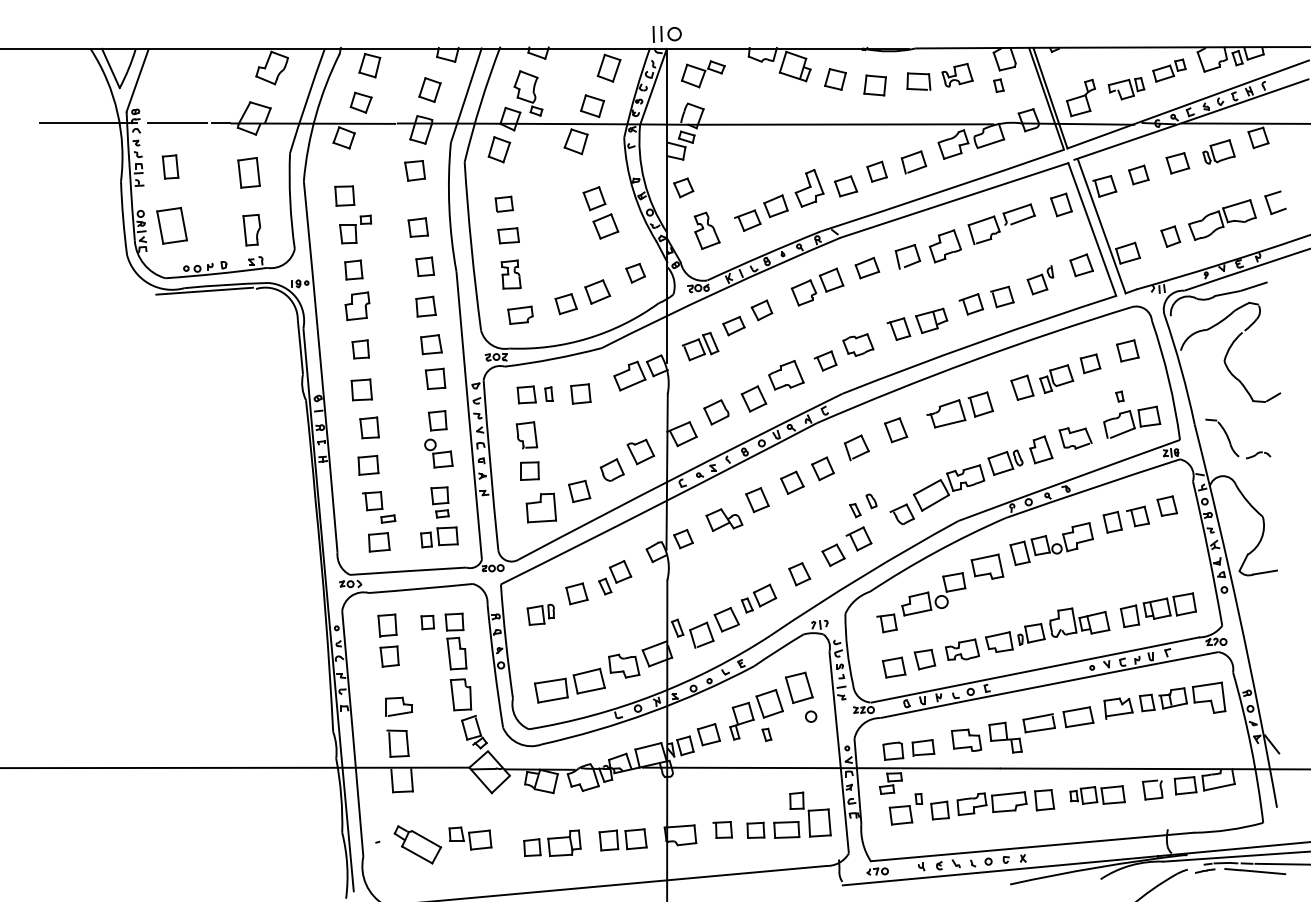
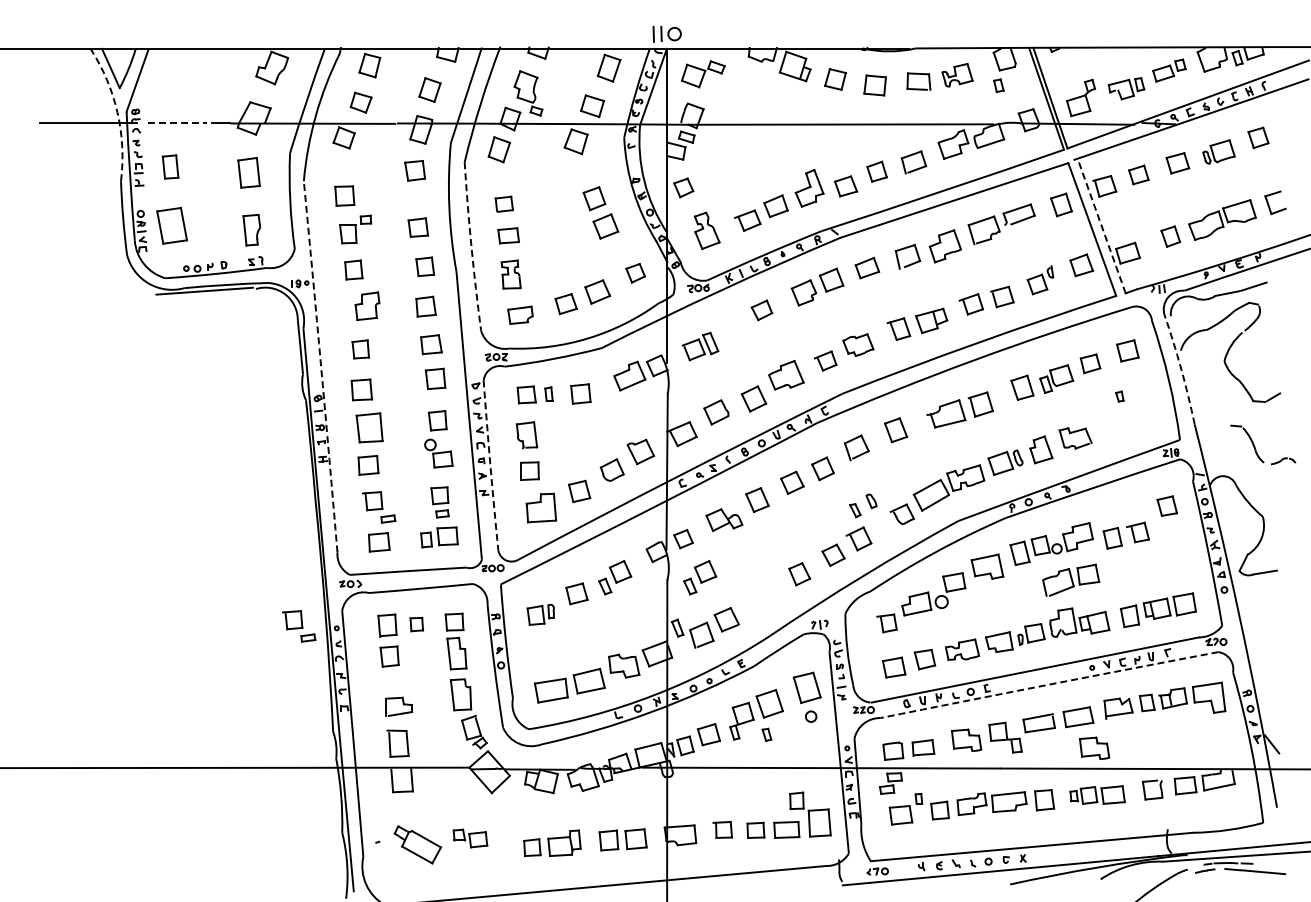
arc: solid -> dashed (117, 112)
line: solid -> dashed (177, 123)
line: present -> none (1244, 123)
line: solid -> dashed (1101, 225)
arc: solid -> dashed (471, 246)
part position: (357, 305) -> (367, 305) (367, 305)
part: present -> none (733, 326)
arc: solid -> dashed (321, 366)
arc: solid -> dashed (1181, 369)
part position: (1132, 421) -> (1071, 579) (1071, 579)
part size: 21x24 px -> 29x32 px (369, 427)
part position: (1230, 440) -> (1255, 446) (1255, 446)
arc: solid -> dashed (490, 465)
part position: (1125, 519) -> (1125, 535) (1125, 535)
part: none -> present (700, 577)
part: present -> none (758, 598)
part position: (427, 622) -> (416, 624) (416, 624)
part: none -> present (299, 626)
arc: solid -> dashed (1049, 684)
part position: (798, 687) -> (806, 687) (806, 687)
part: none -> present (1094, 747)
part size: 45x25 px -> 37x21 px (470, 838)
line: present -> none (1281, 863)
